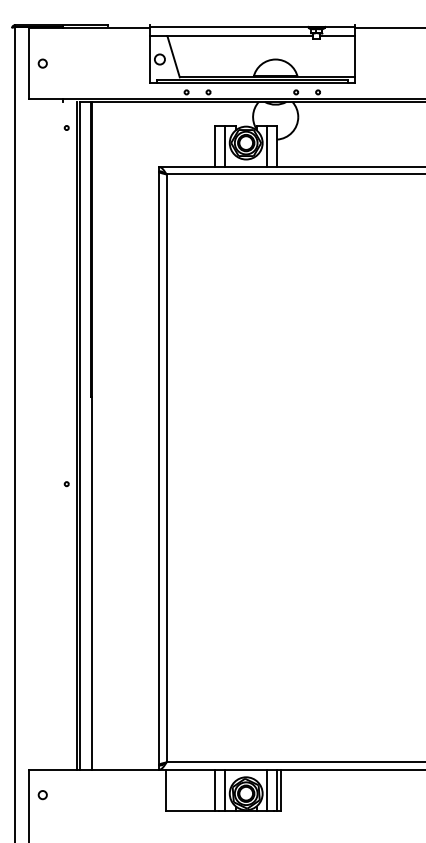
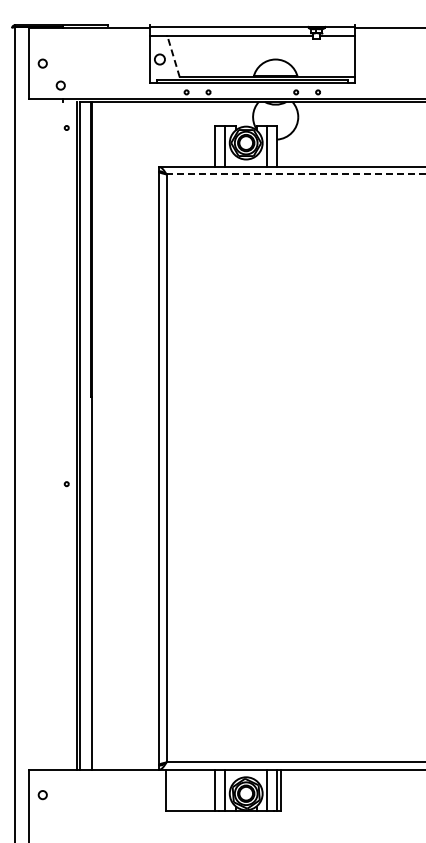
line: solid -> dashed (173, 56)
circle: none -> present (60, 85)
line: solid -> dashed (295, 174)
